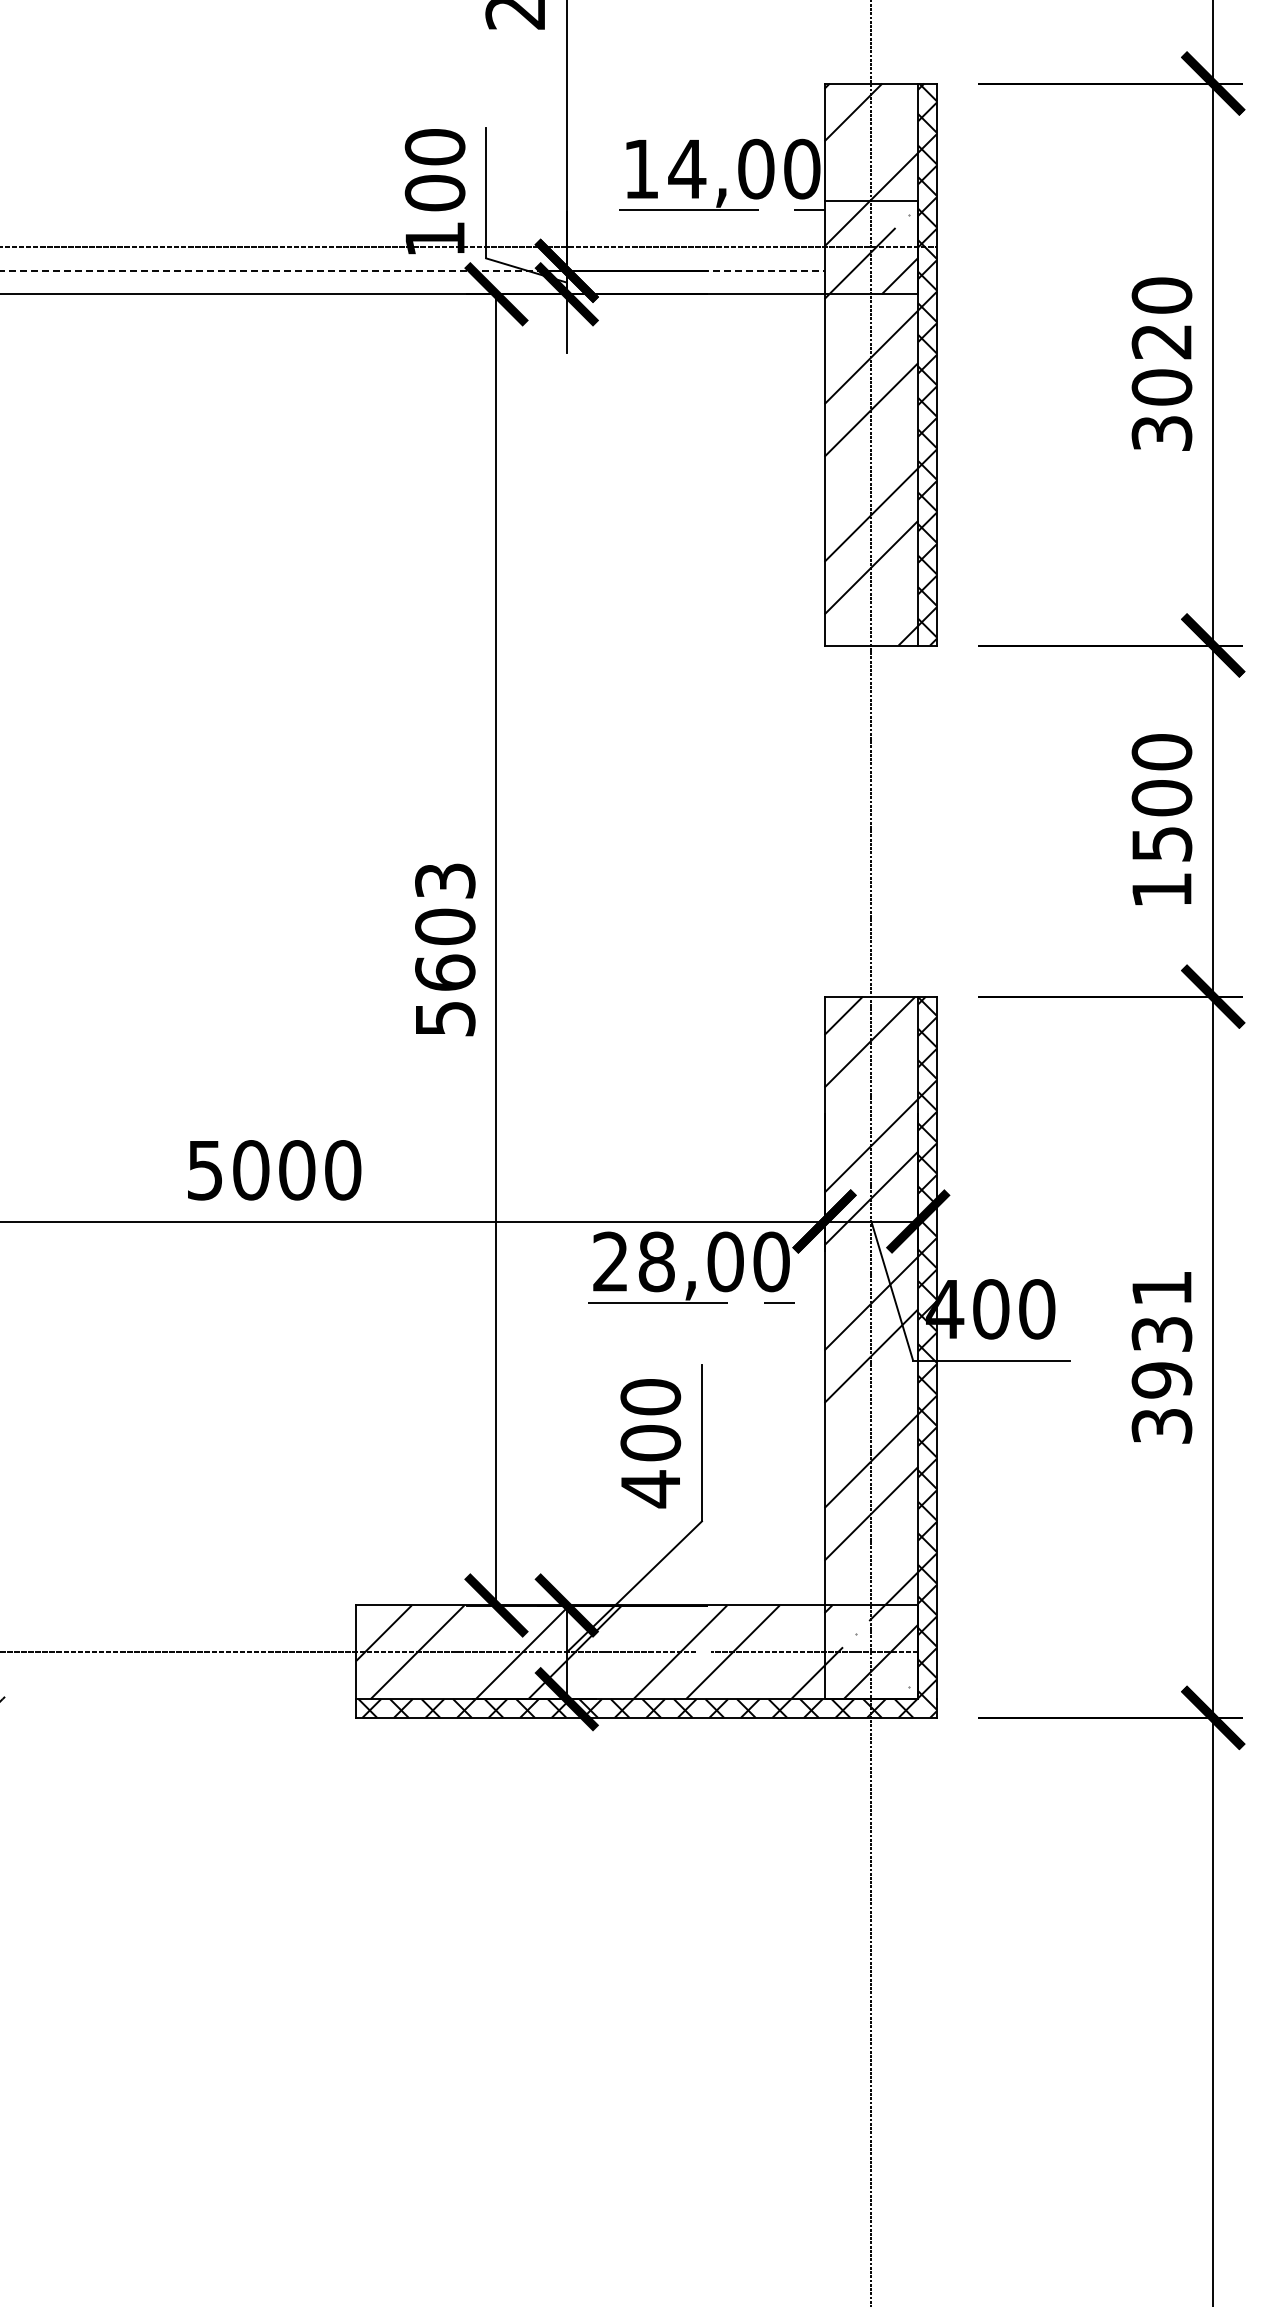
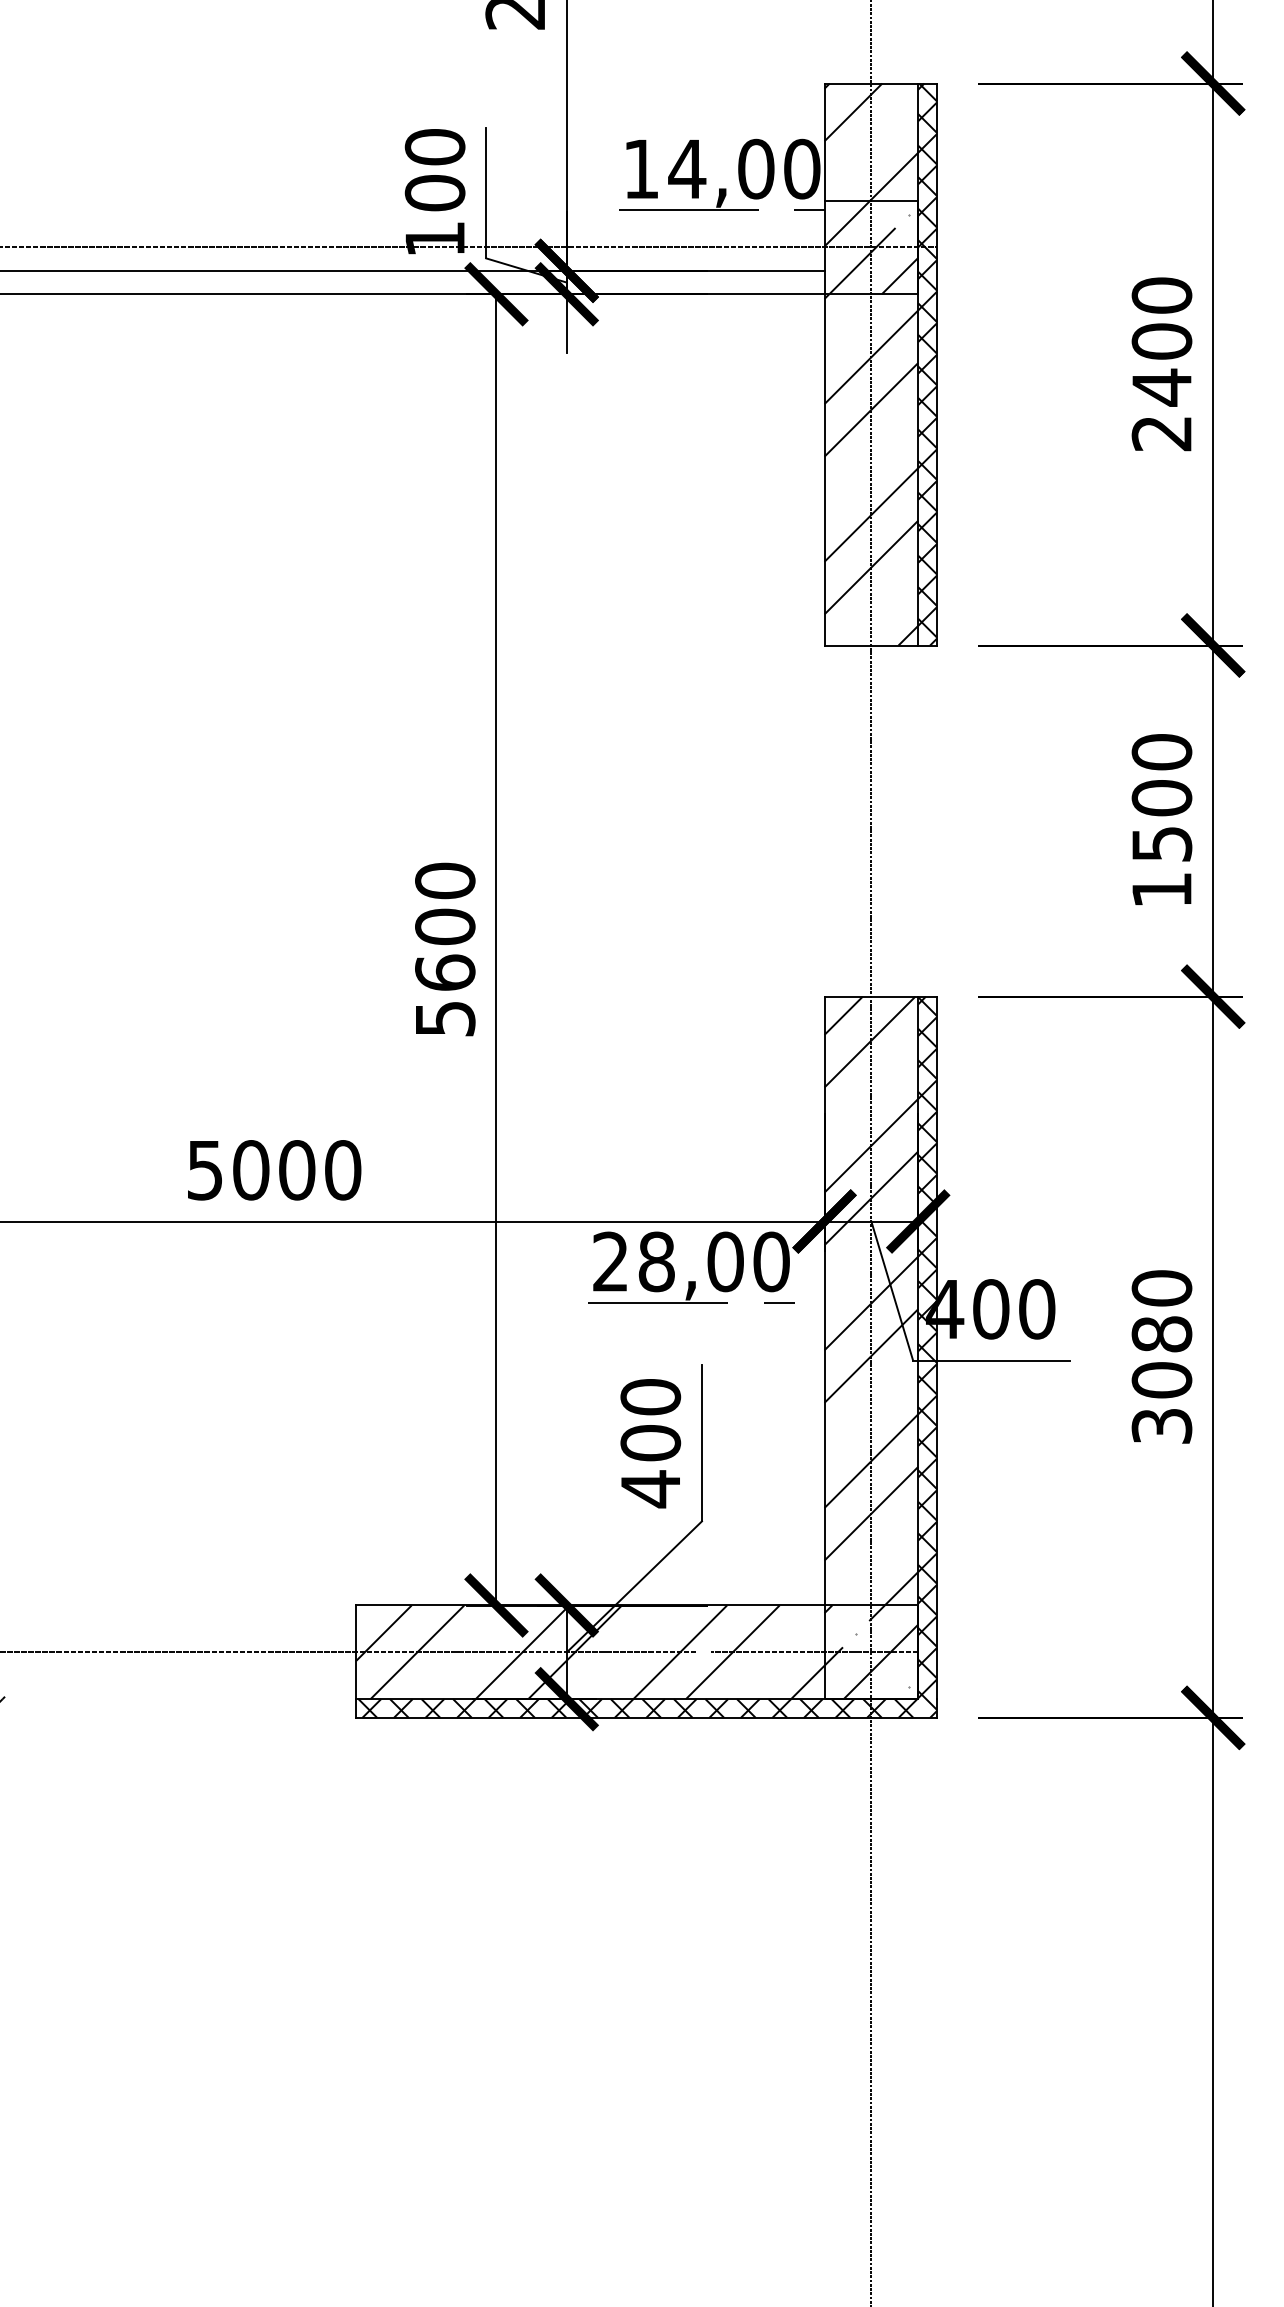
line: dashed -> solid (412, 270)
text: 3020 -> 2400 (1161, 387)
text: 5603 -> 5600 (445, 880)
text: 3931 -> 3080 (1161, 1334)
